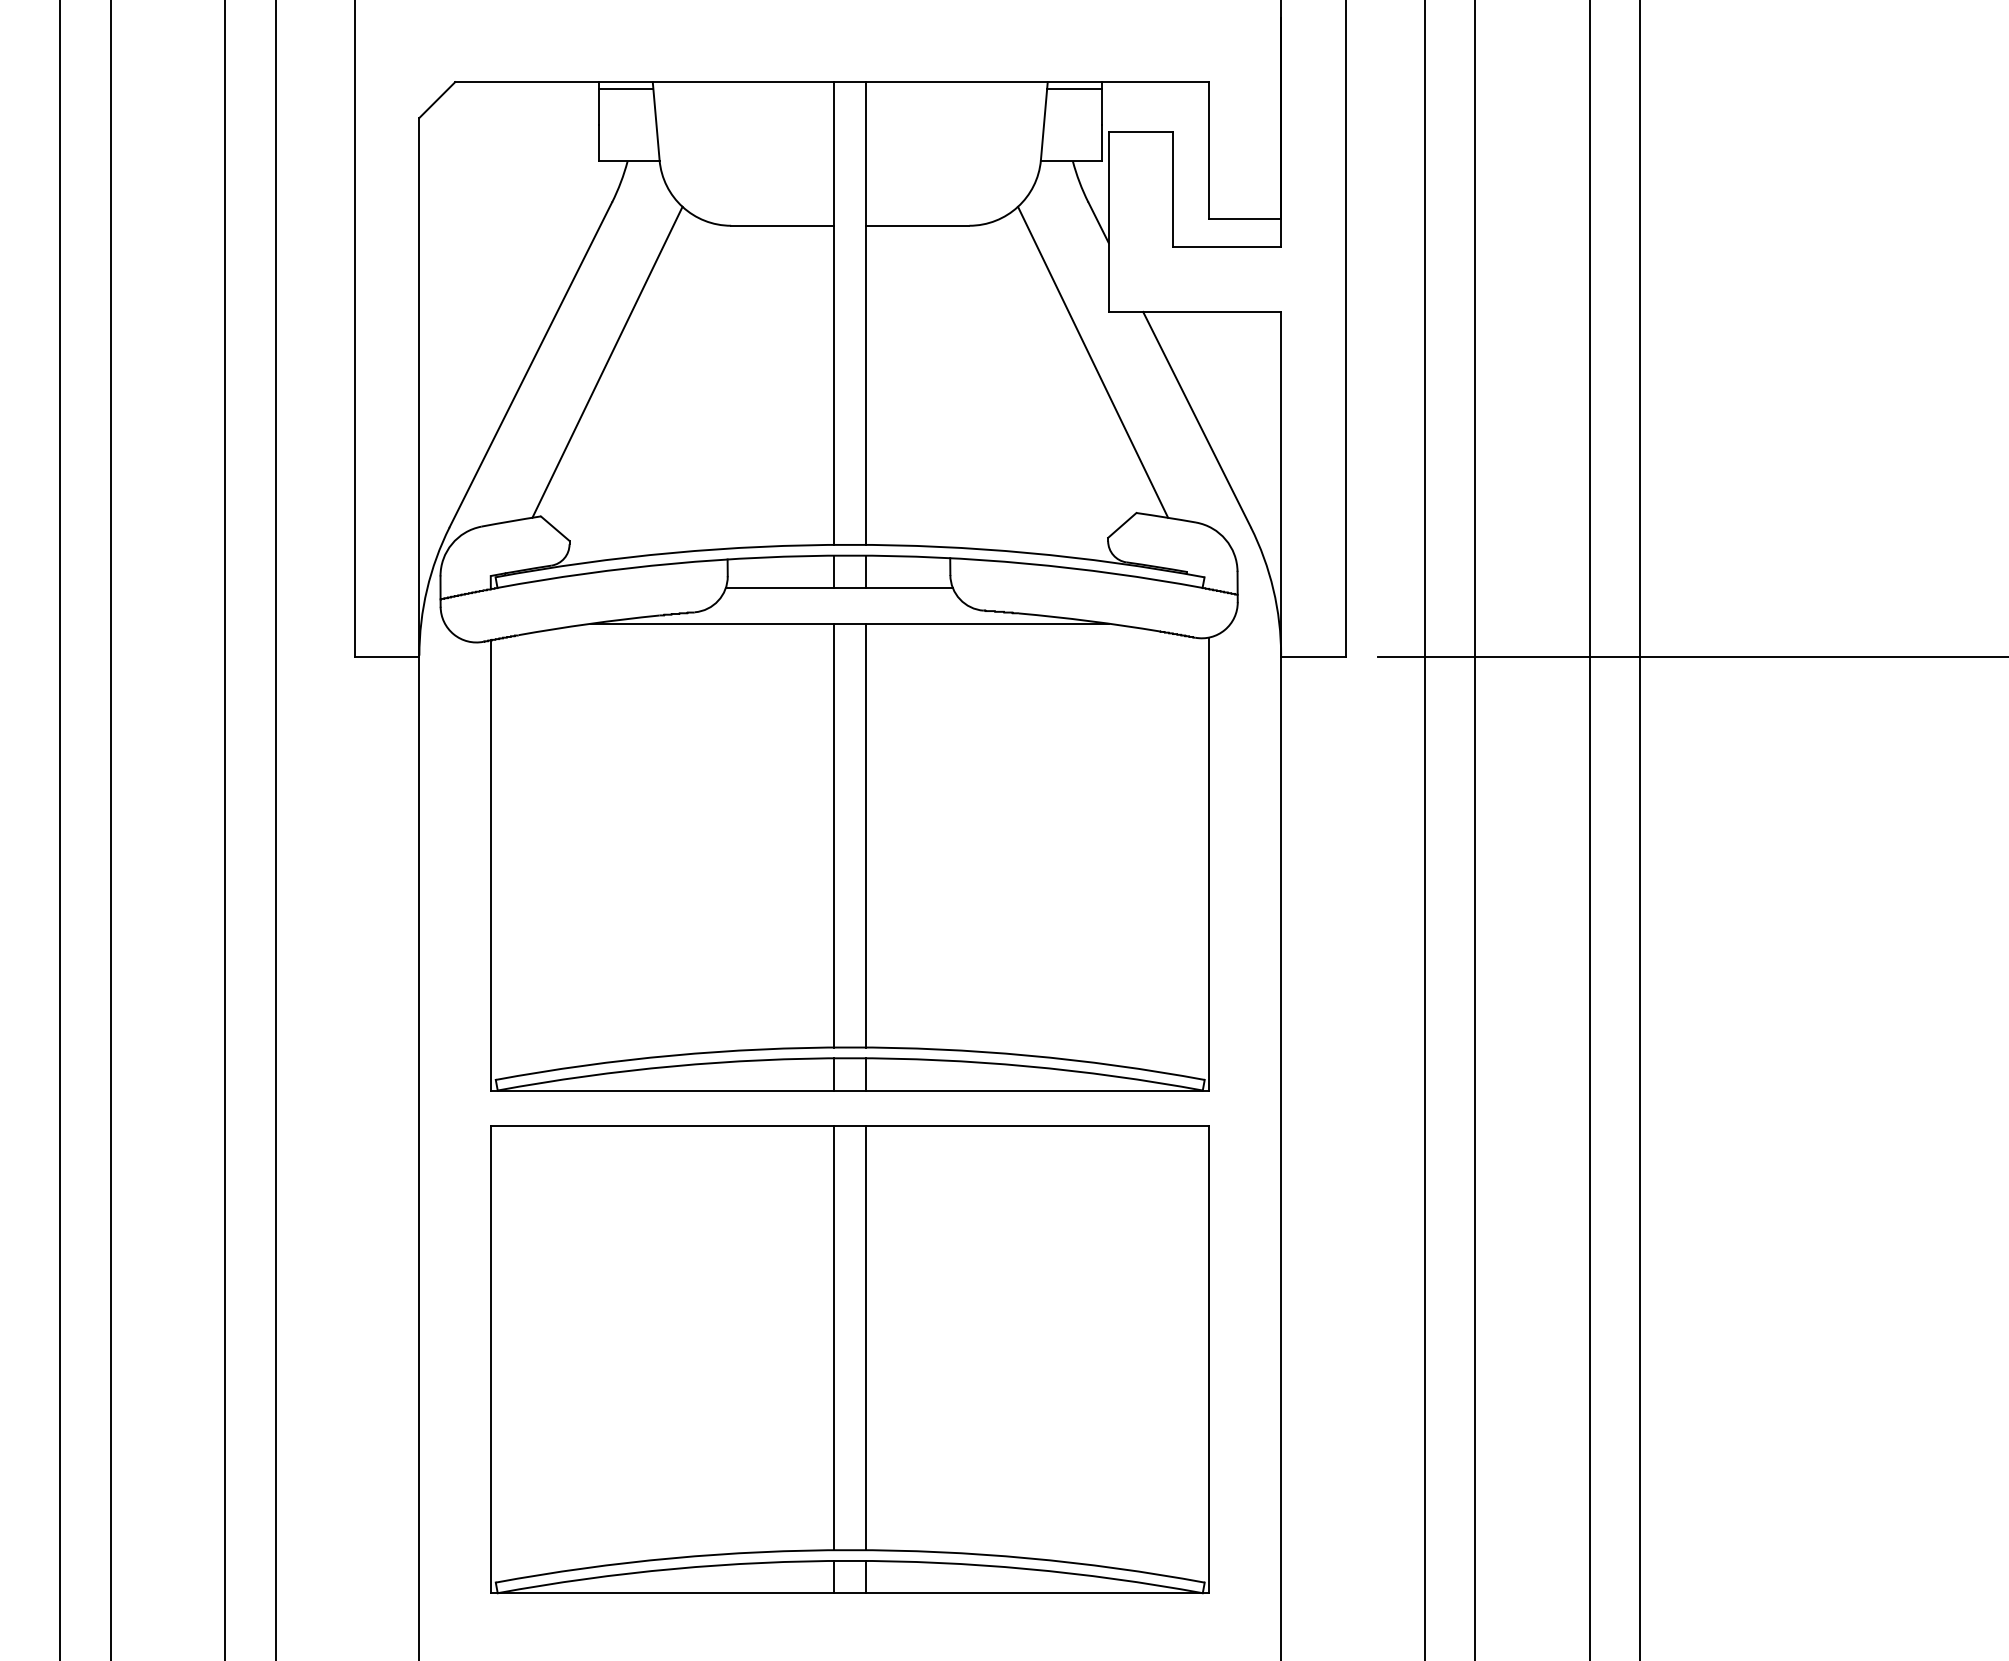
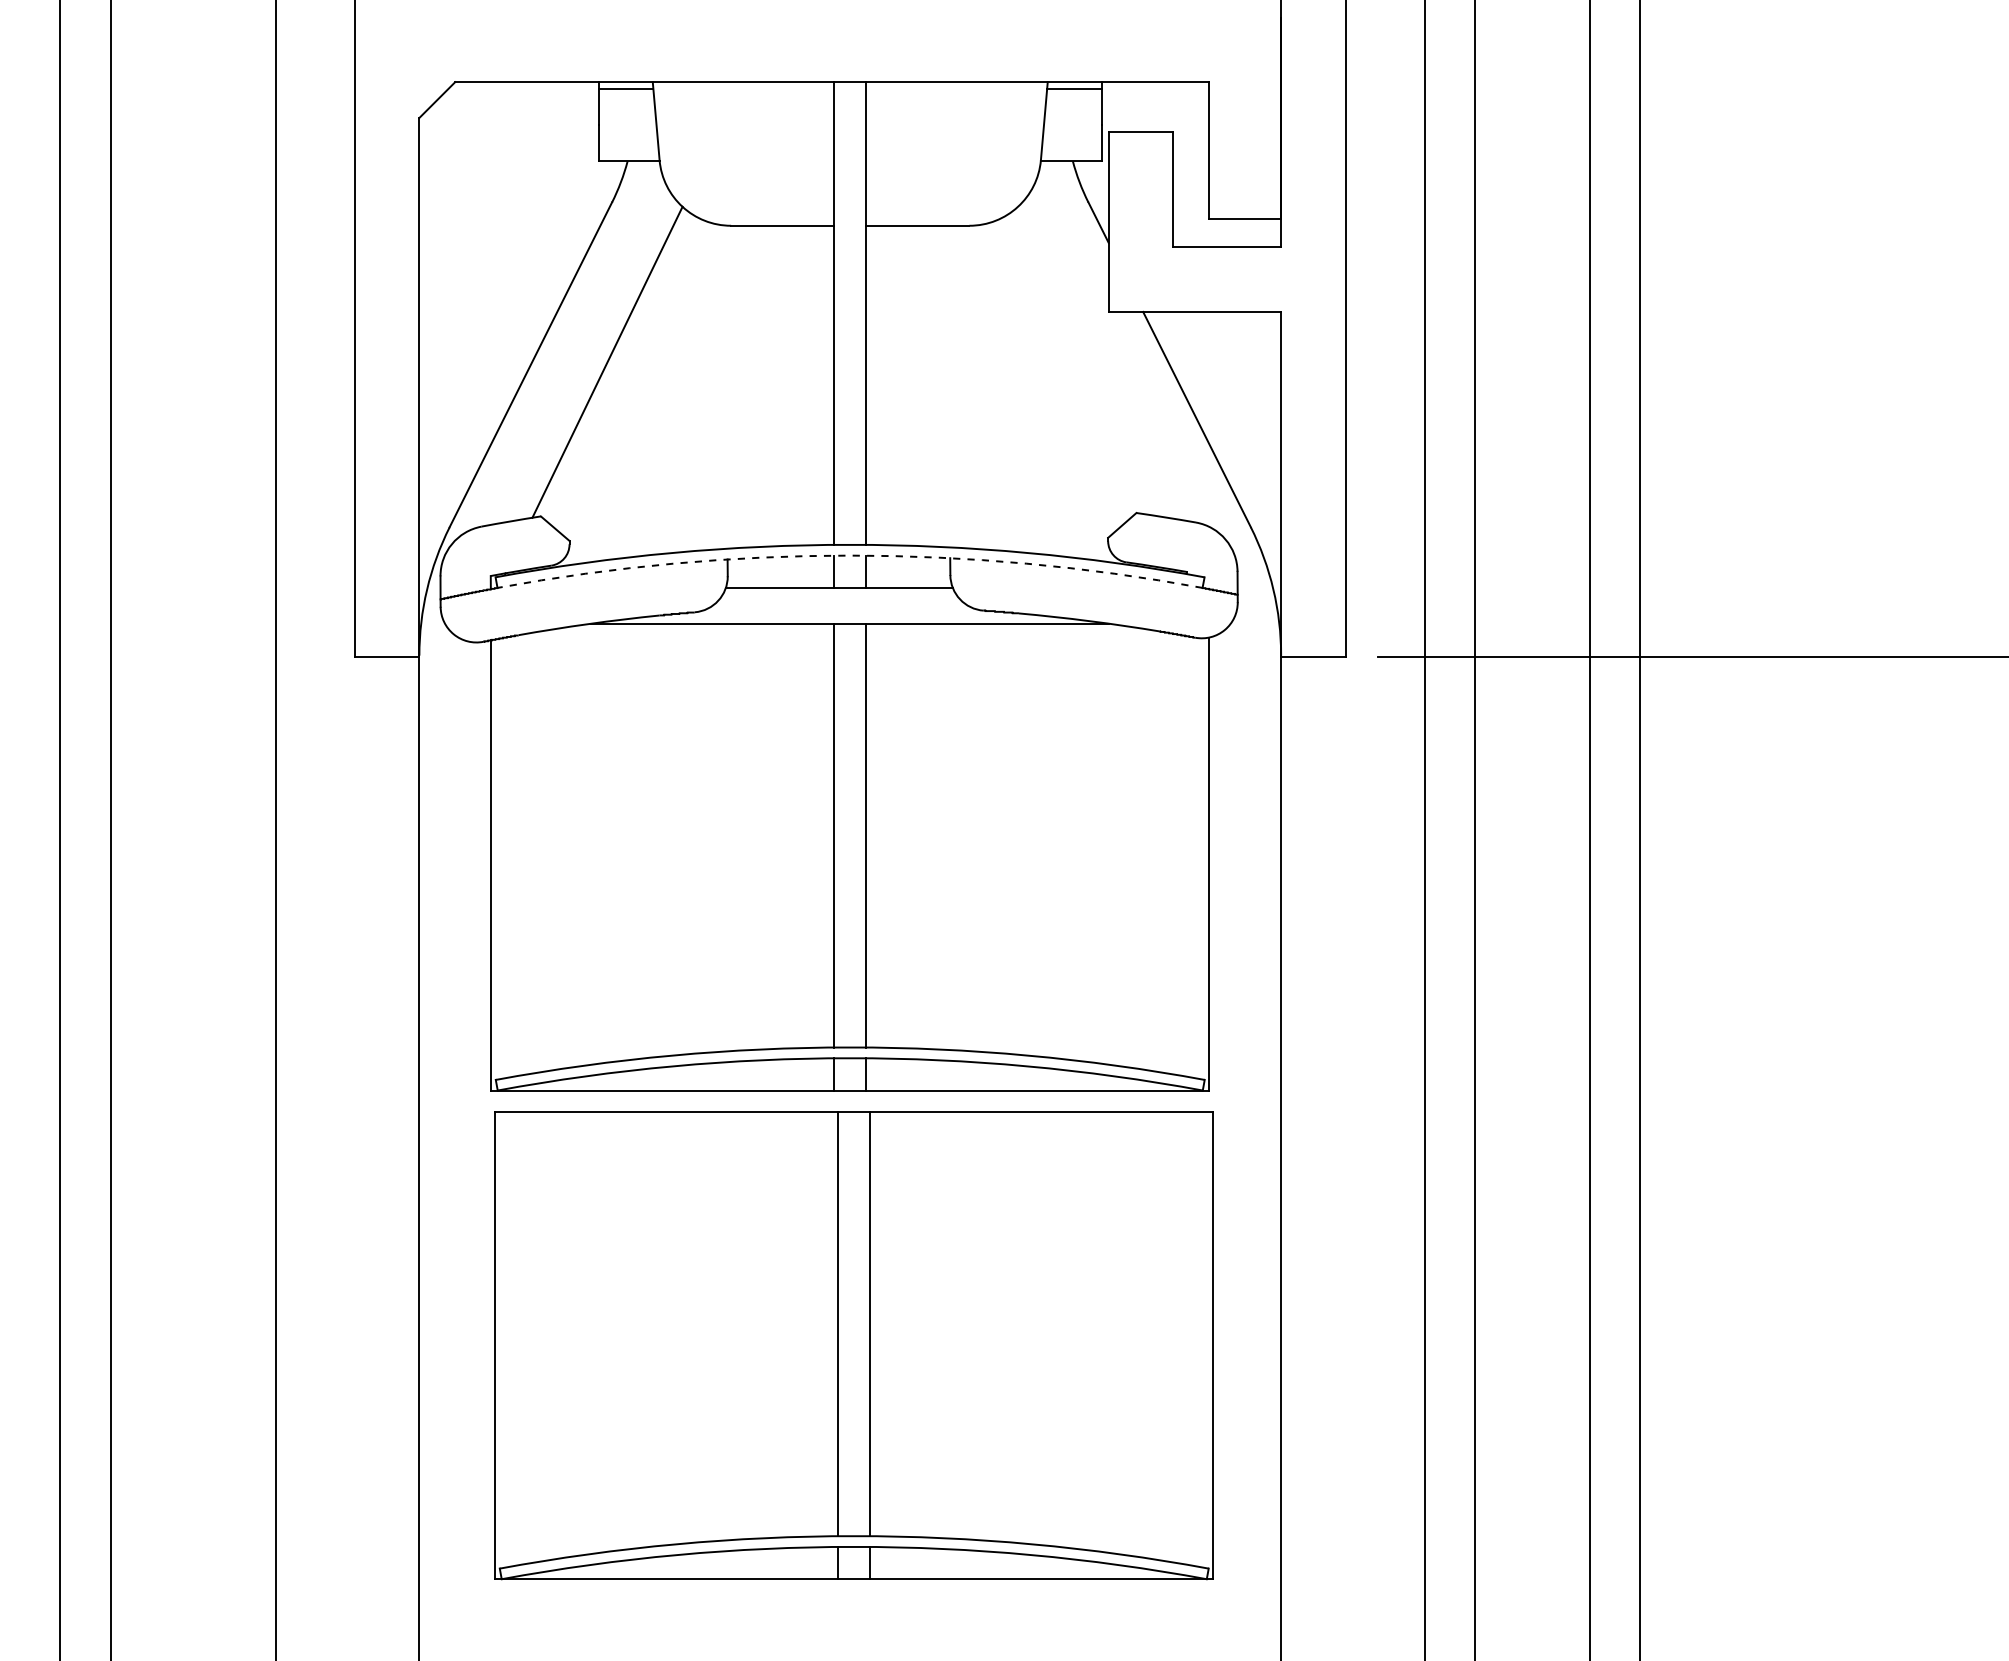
line: present -> none (1093, 361)
arc: solid -> dashed (850, 555)
line: present -> none (225, 829)
part position: (849, 1359) -> (853, 1345) (853, 1345)
